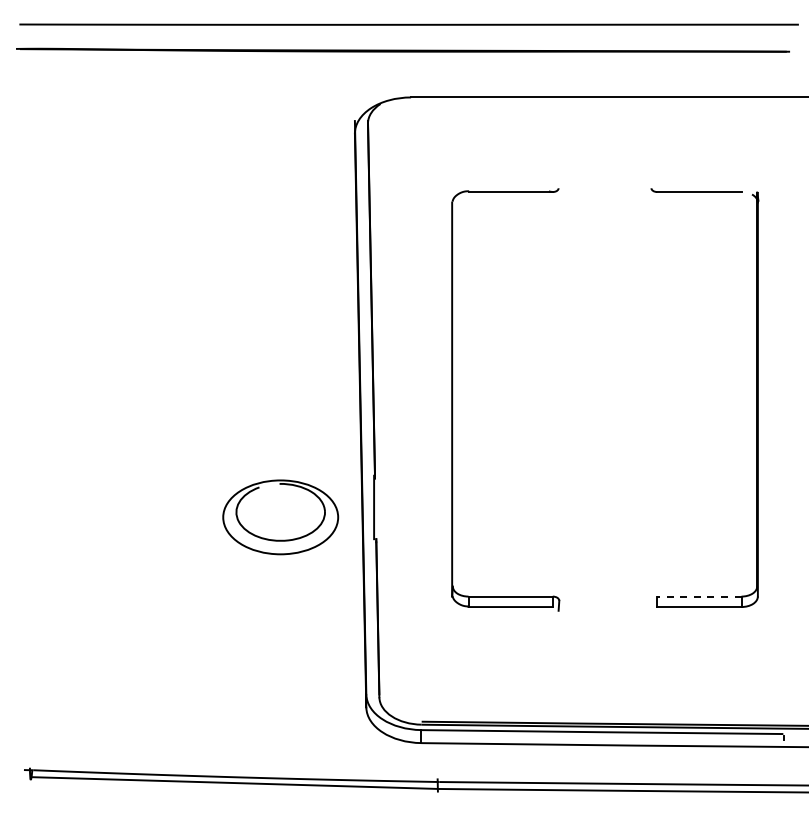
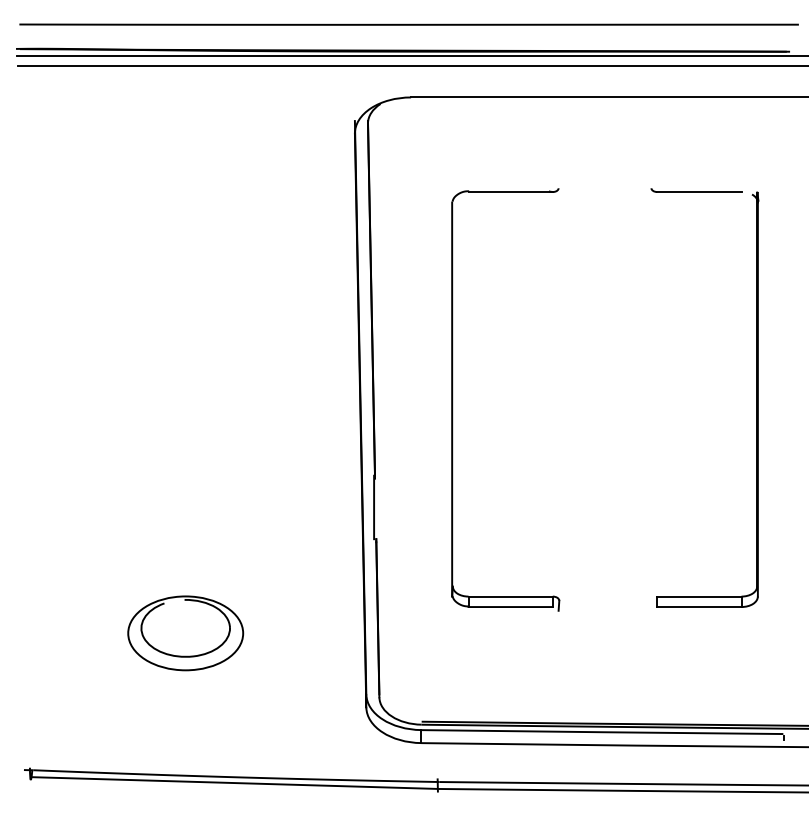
line: none -> present (411, 55)
line: none -> present (411, 65)
part position: (280, 517) -> (185, 633) (185, 633)
line: dashed -> solid (698, 596)
